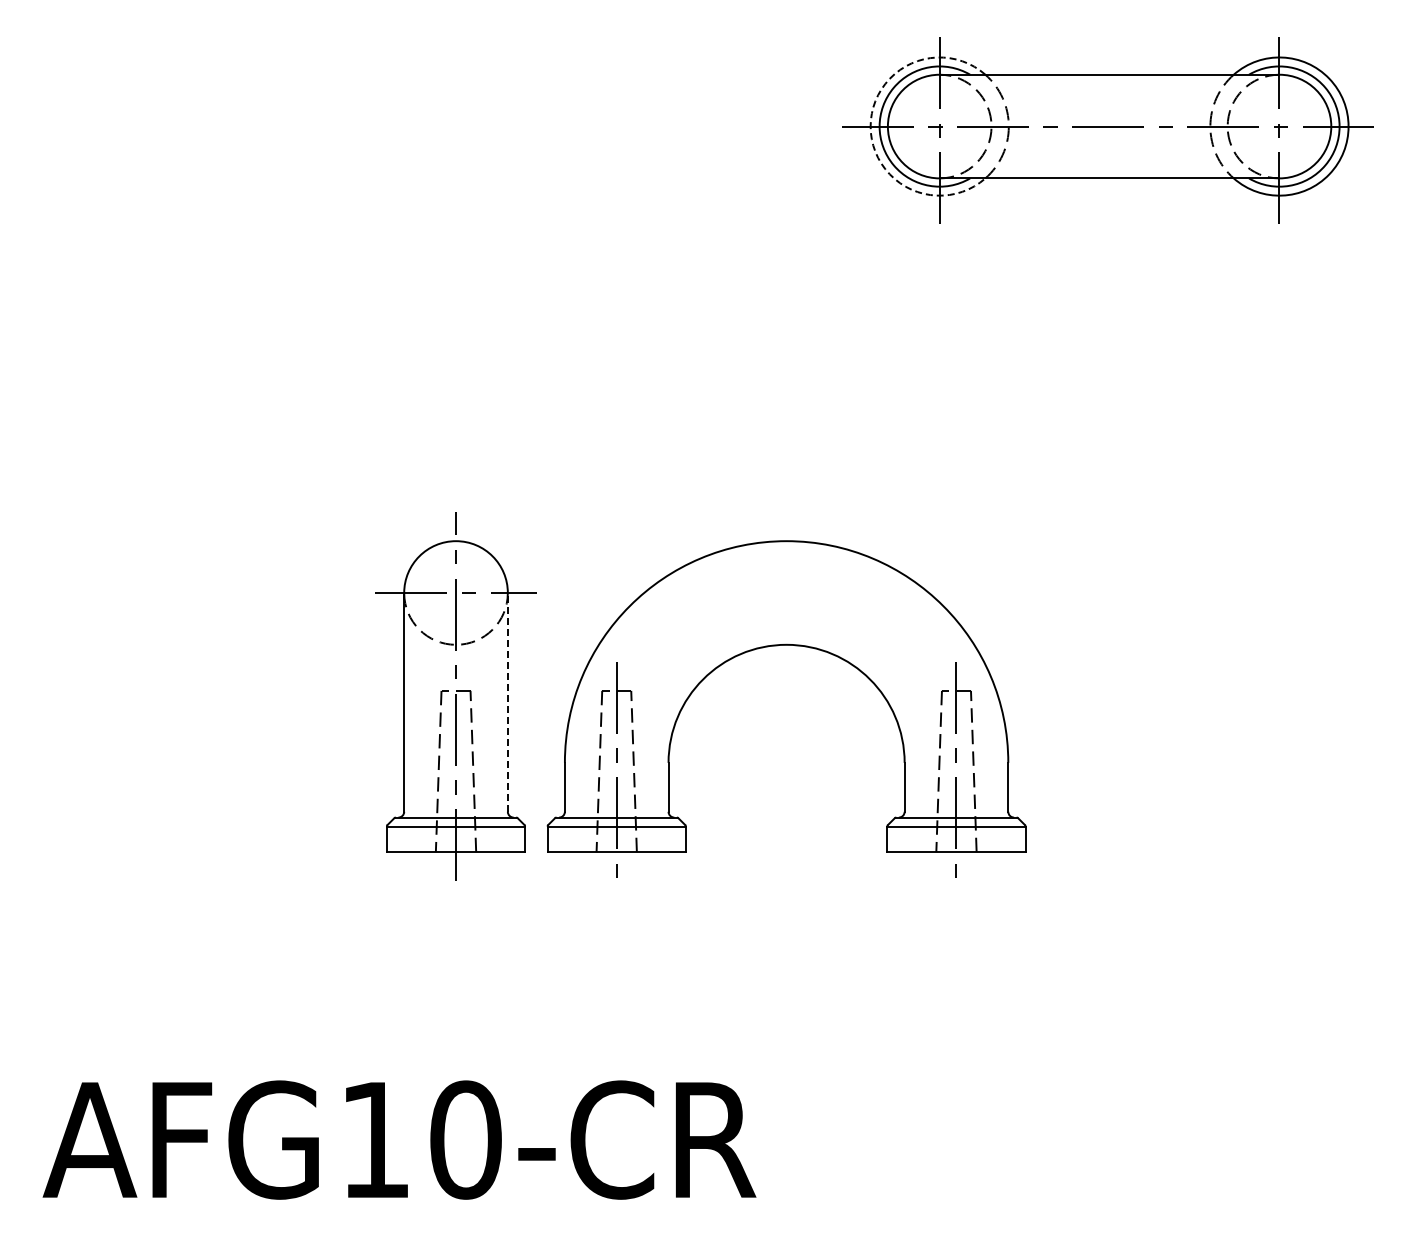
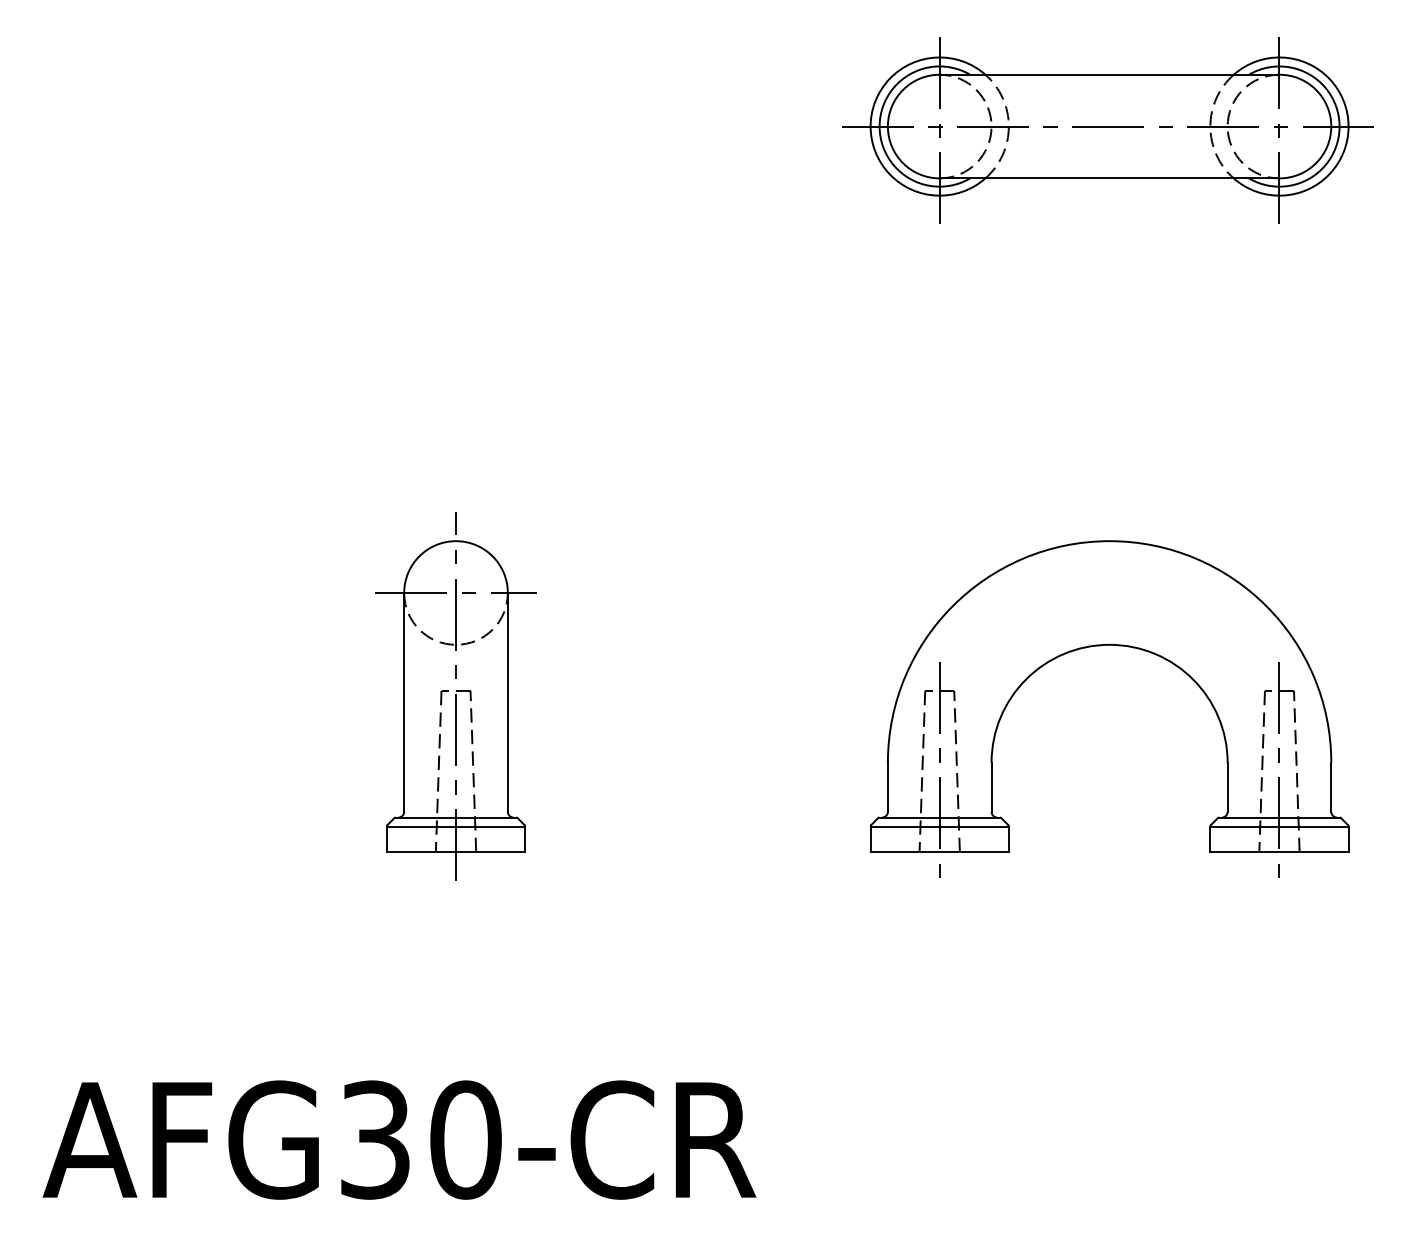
arc: dashed -> solid (870, 126)
part position: (777, 646) -> (1100, 646) (1100, 646)
line: dashed -> solid (507, 701)
text: AFG10-CR -> AFG30-CR (375, 1139)
